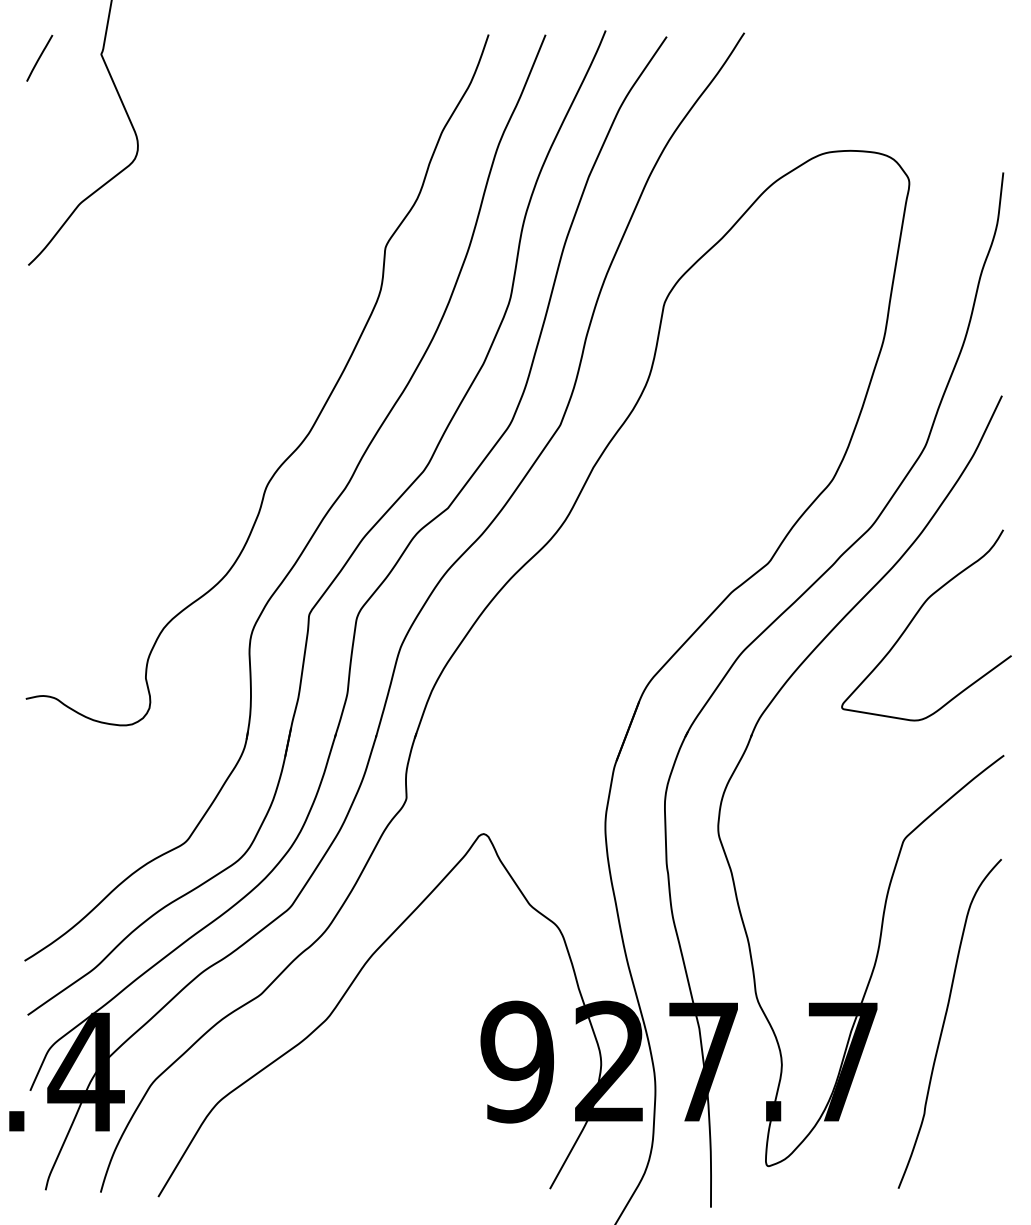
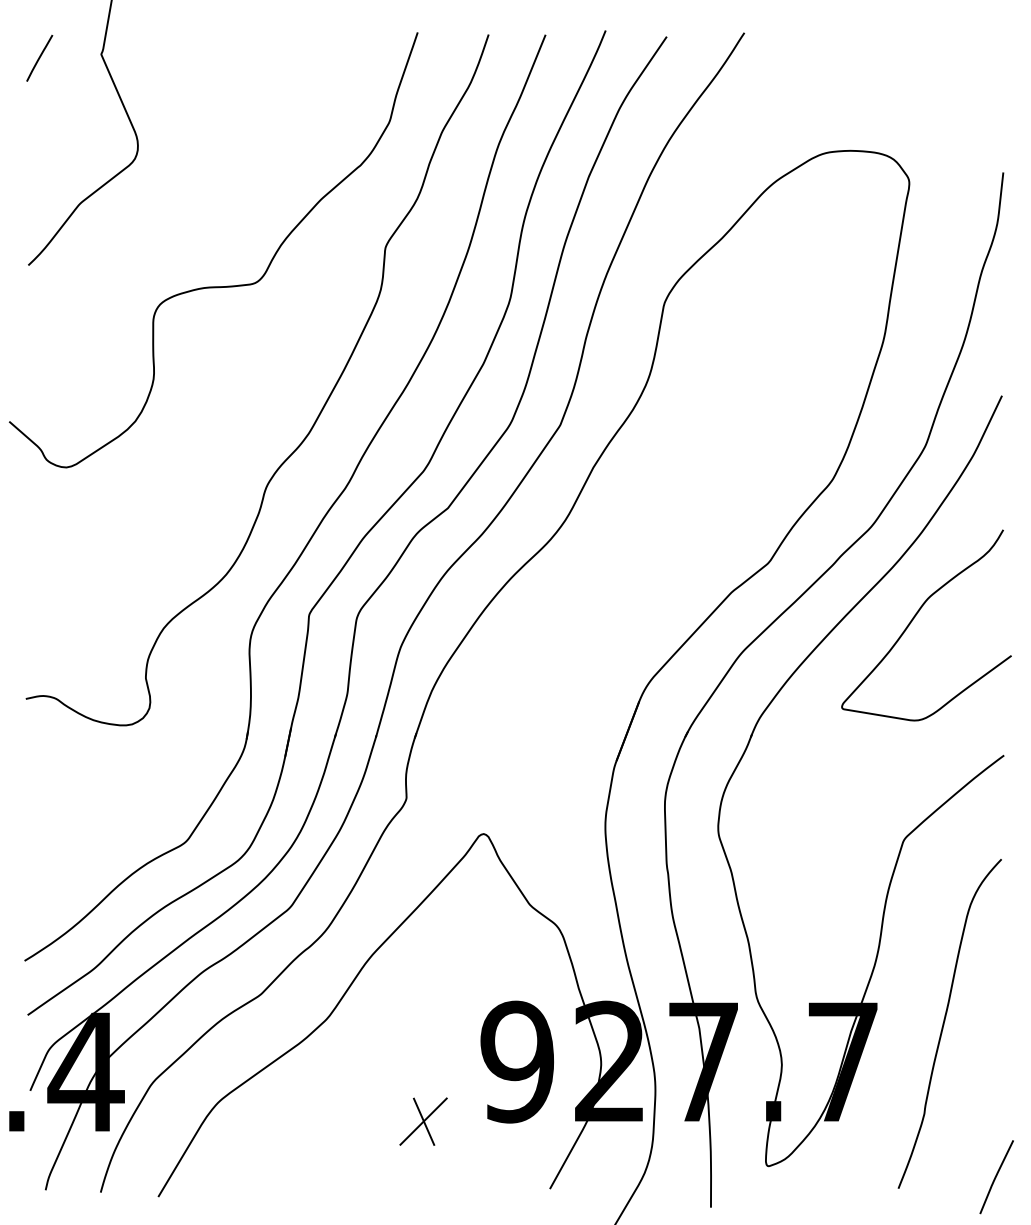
curve: none -> present (213, 286)
part: none -> present (423, 1121)
curve: none -> present (996, 1177)
